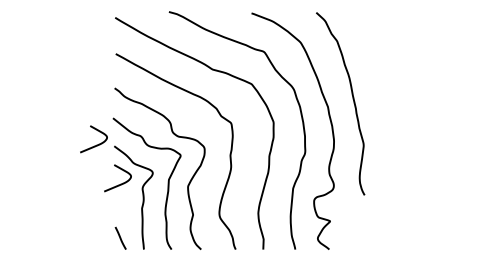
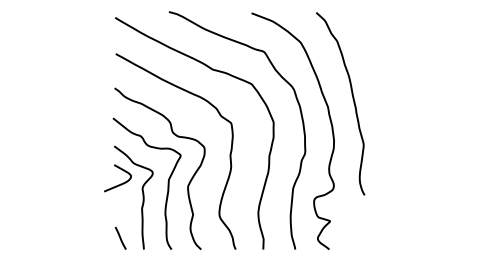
curve: present -> none (96, 144)
